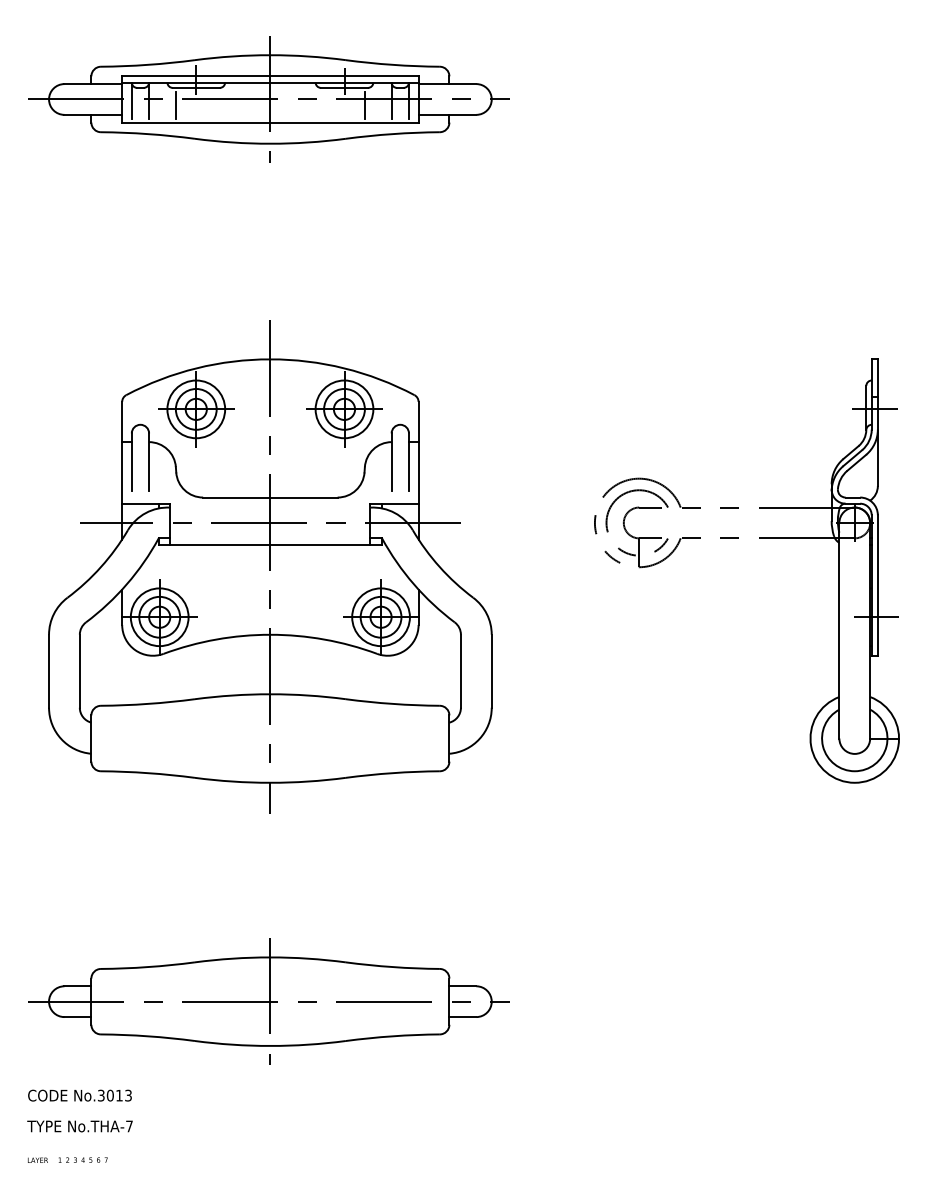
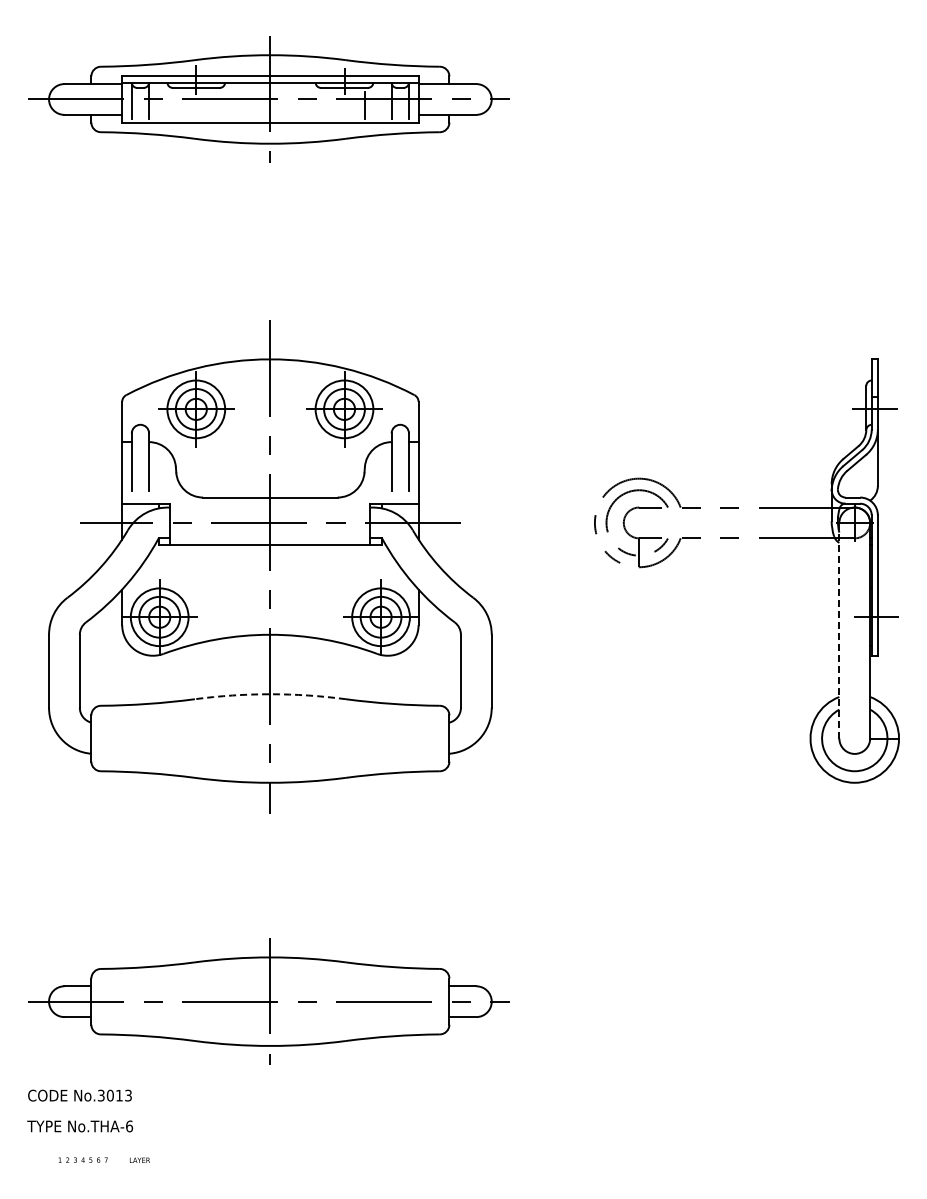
line: present -> none (175, 104)
line: solid -> dashed (839, 630)
arc: solid -> dashed (270, 694)
text: No.THA-7 -> No.THA-6 (129, 1126)
text position: (37, 1159) -> (139, 1159) (139, 1159)
